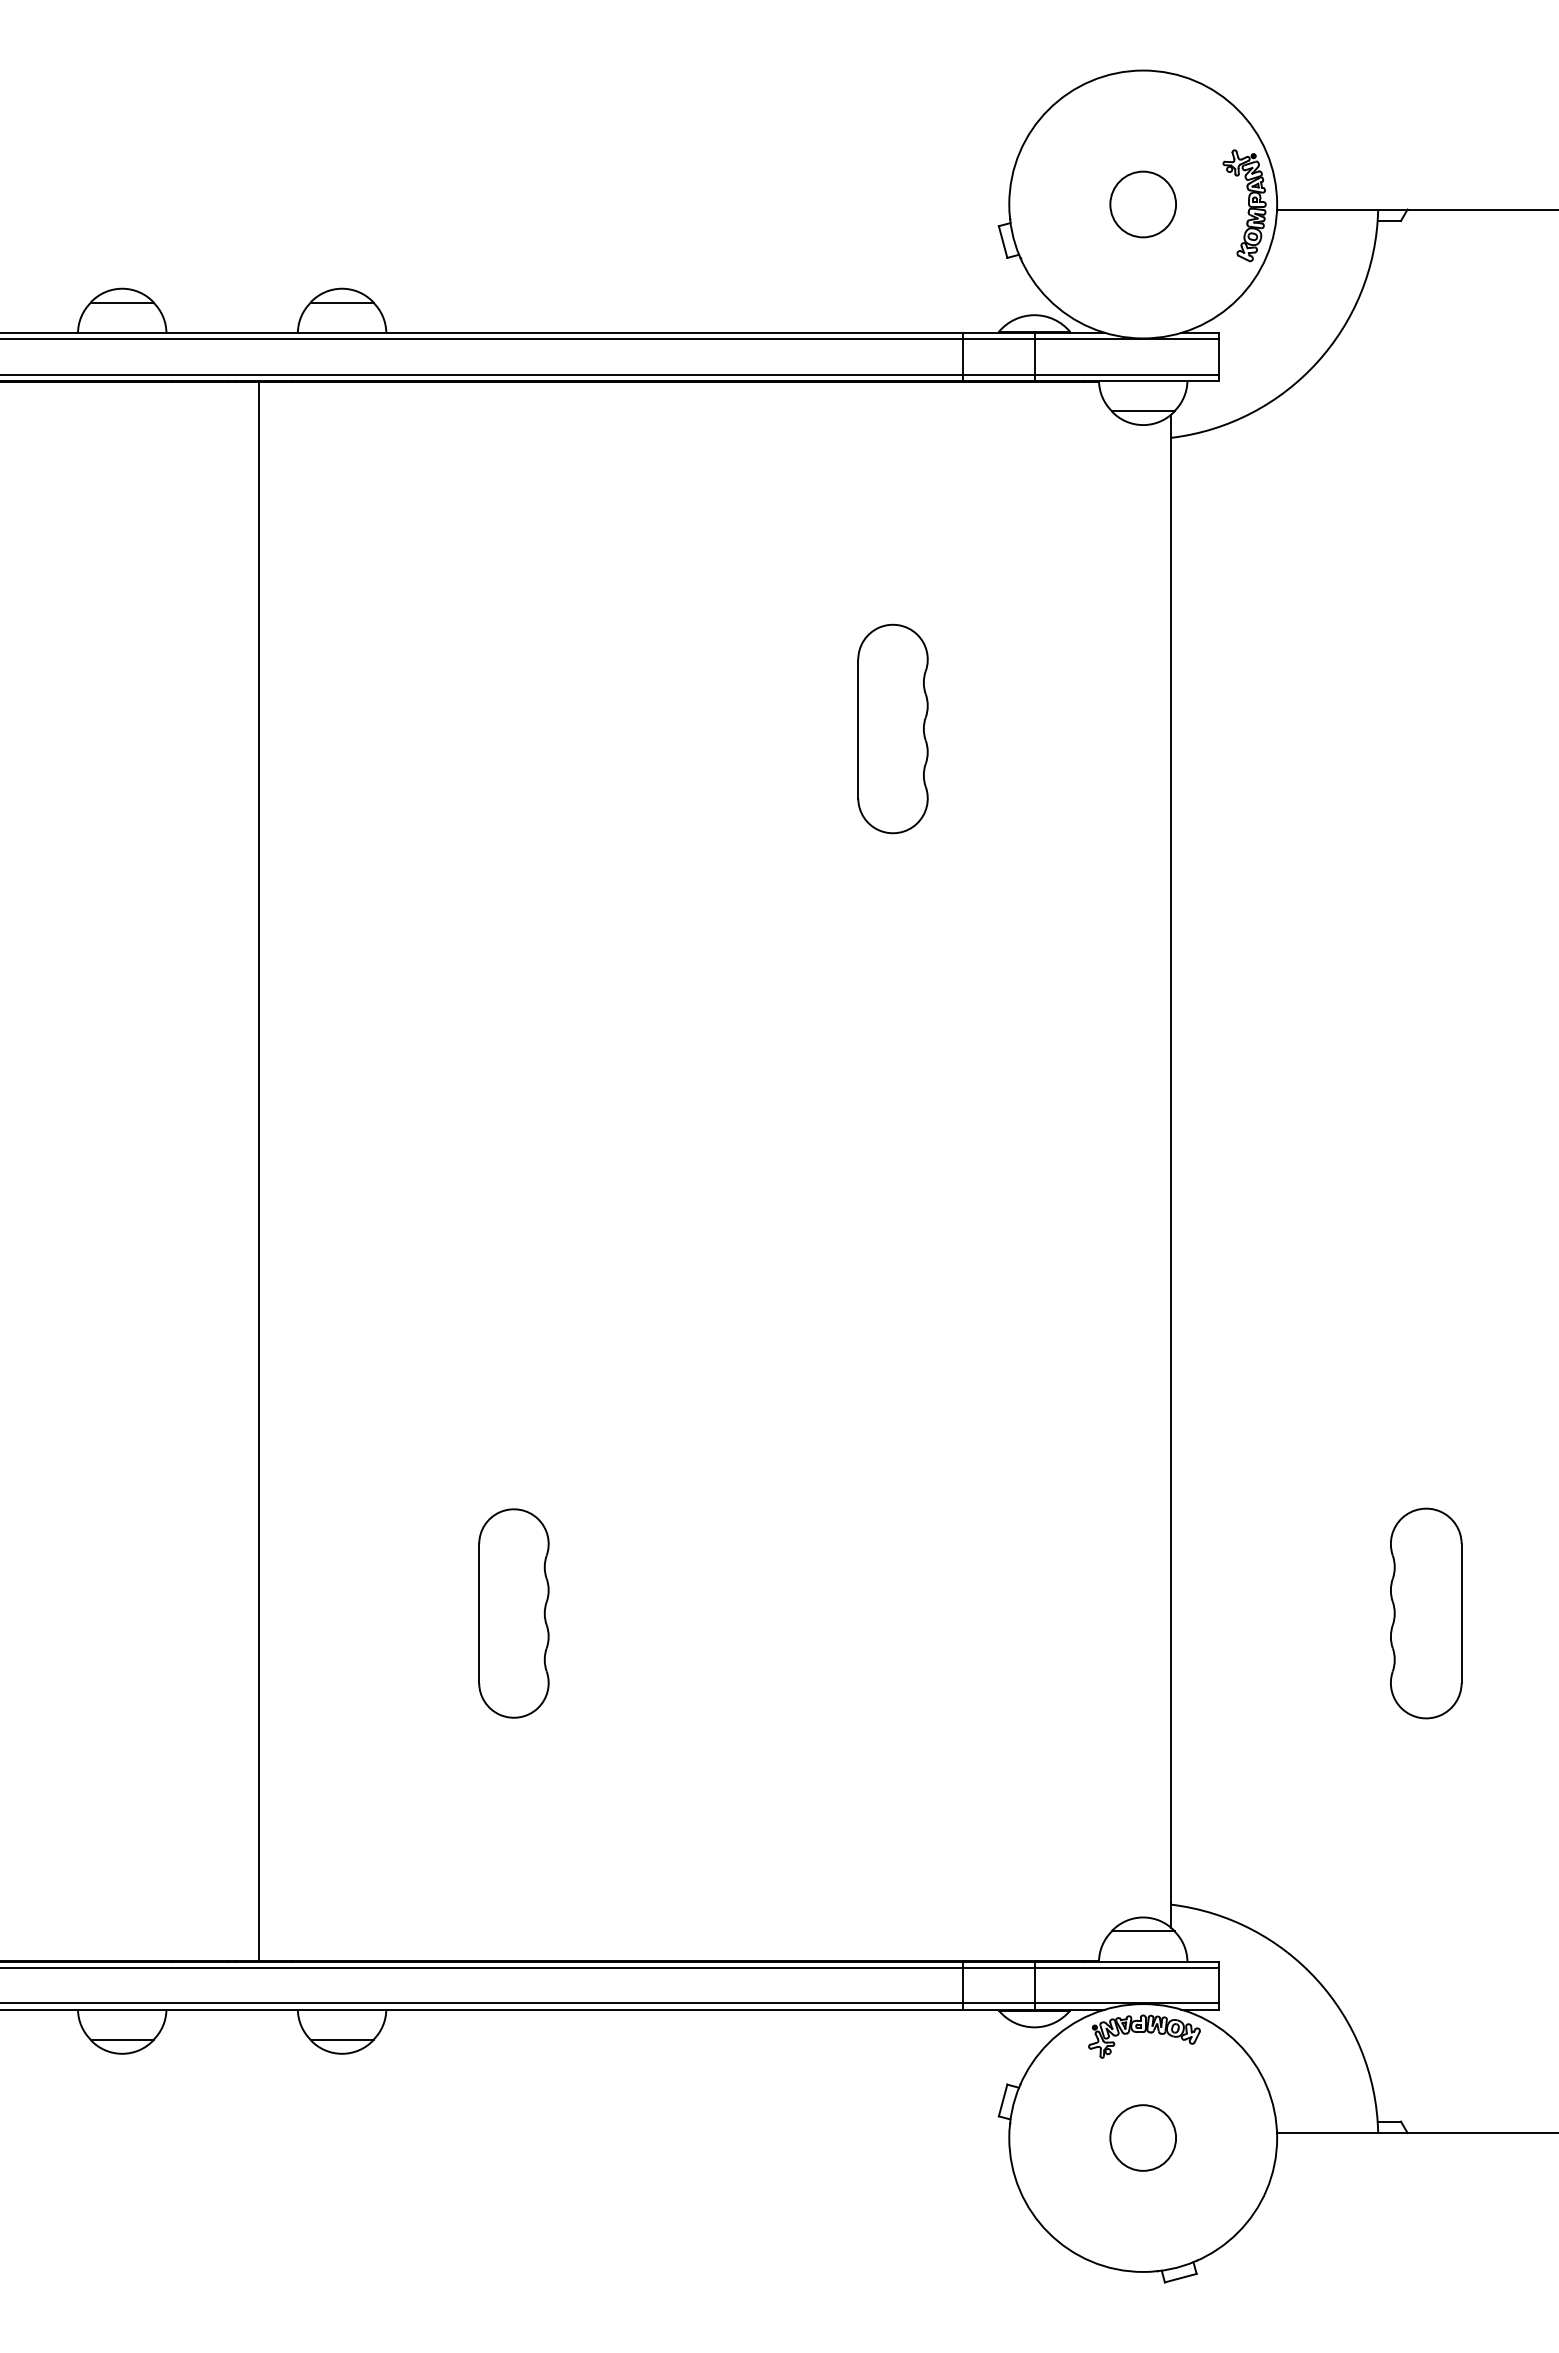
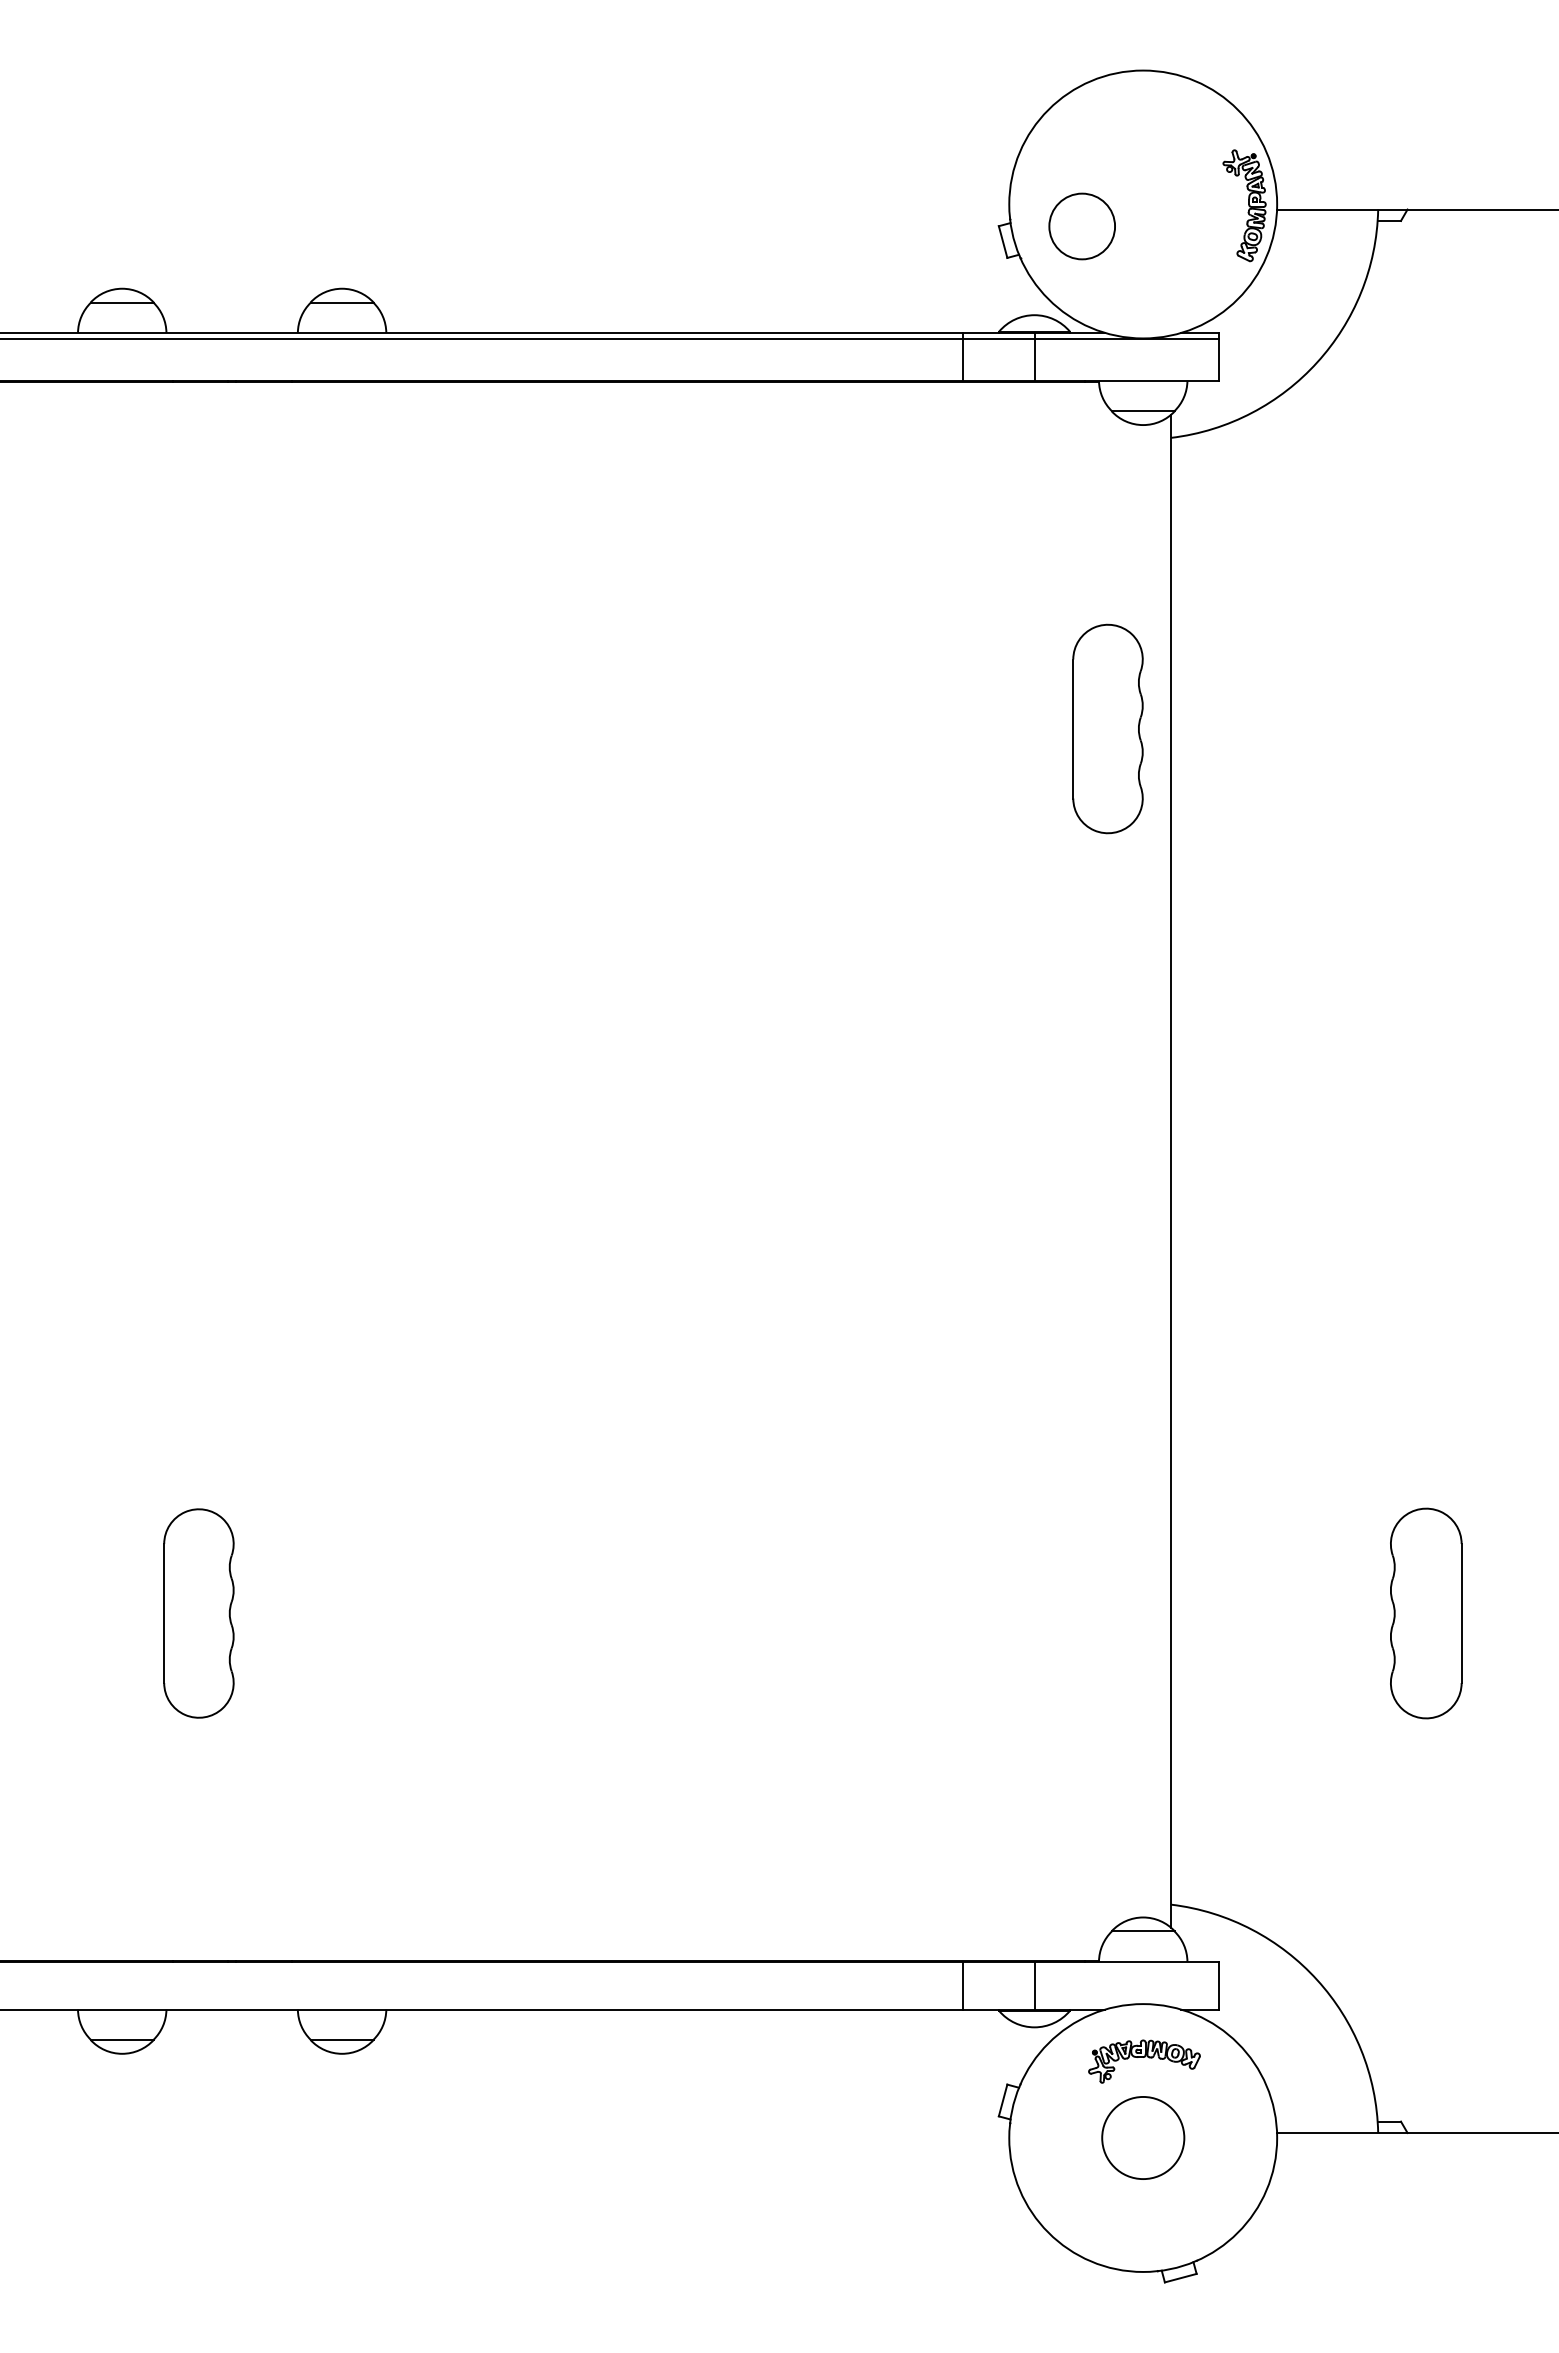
circle position: (1142, 204) -> (1081, 226) (1081, 226)
line: present -> none (610, 374)
part position: (892, 728) -> (1107, 728) (1107, 728)
line: present -> none (258, 1171)
part position: (513, 1613) -> (198, 1613) (198, 1613)
line: present -> none (610, 1967)
line: present -> none (610, 2003)
part position: (1144, 2036) -> (1144, 2061) (1144, 2061)
circle size: 68x68 px -> 85x84 px (1143, 2137)
